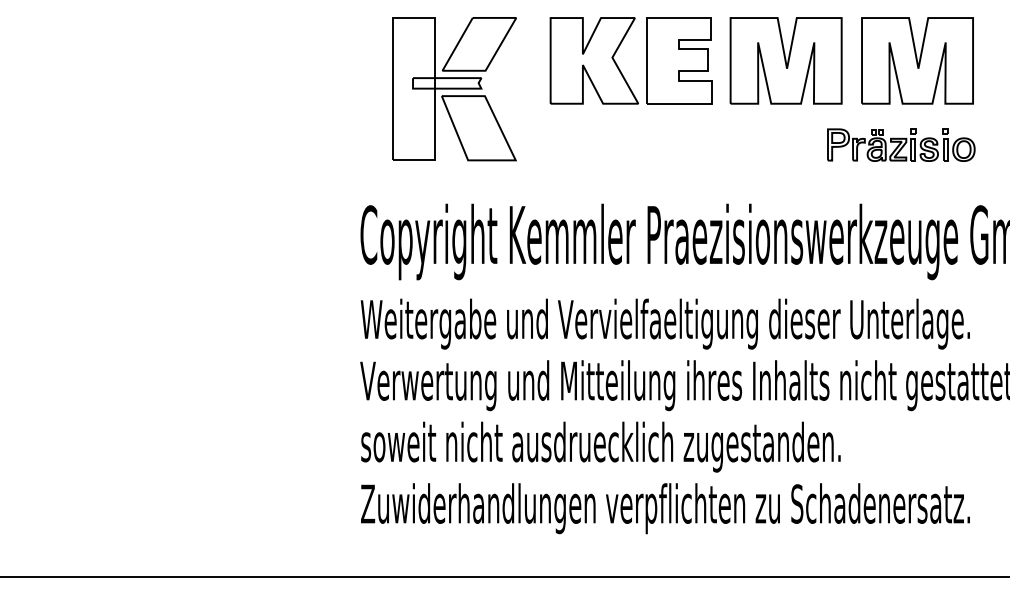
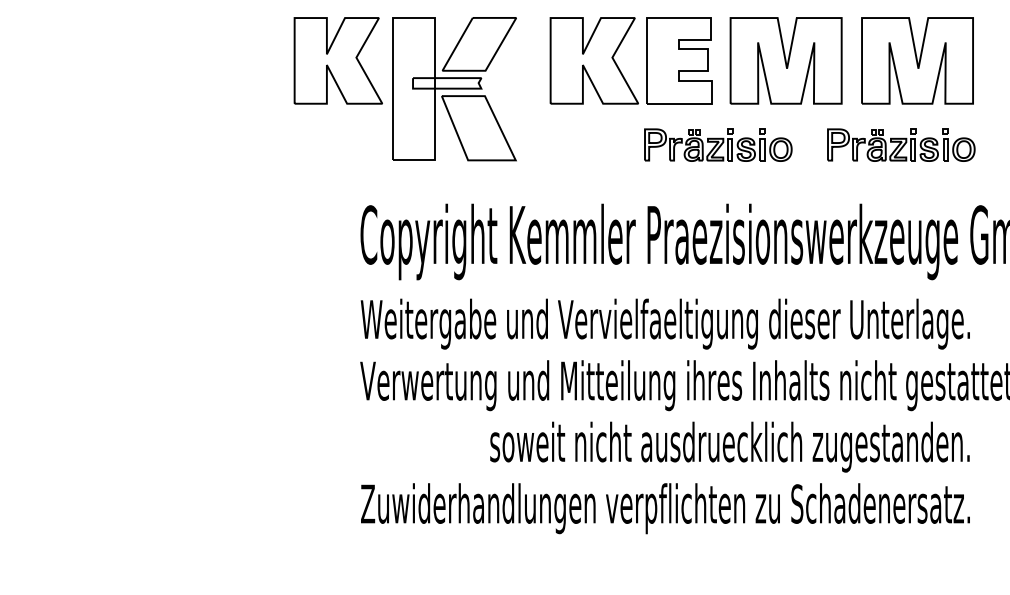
part: none -> present (337, 60)
part: none -> present (718, 144)
text position: (600, 446) -> (729, 446) (729, 446)
line: present -> none (504, 577)
